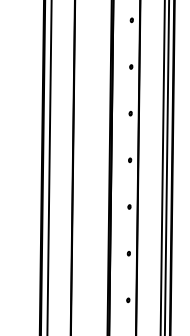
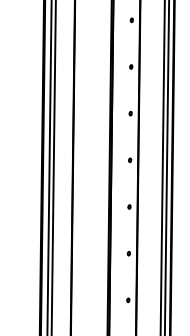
line: none -> present (53, 167)
